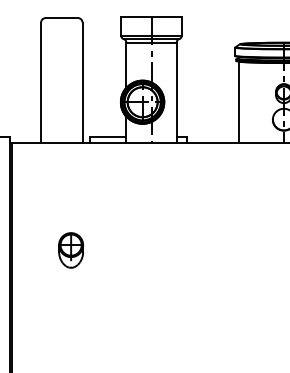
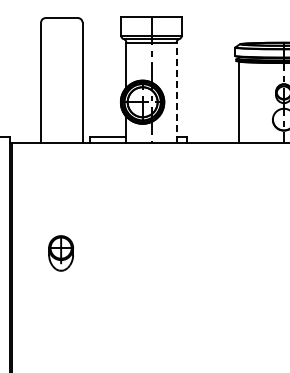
line: solid -> dashed (176, 92)
part position: (70, 250) -> (60, 253) (60, 253)
